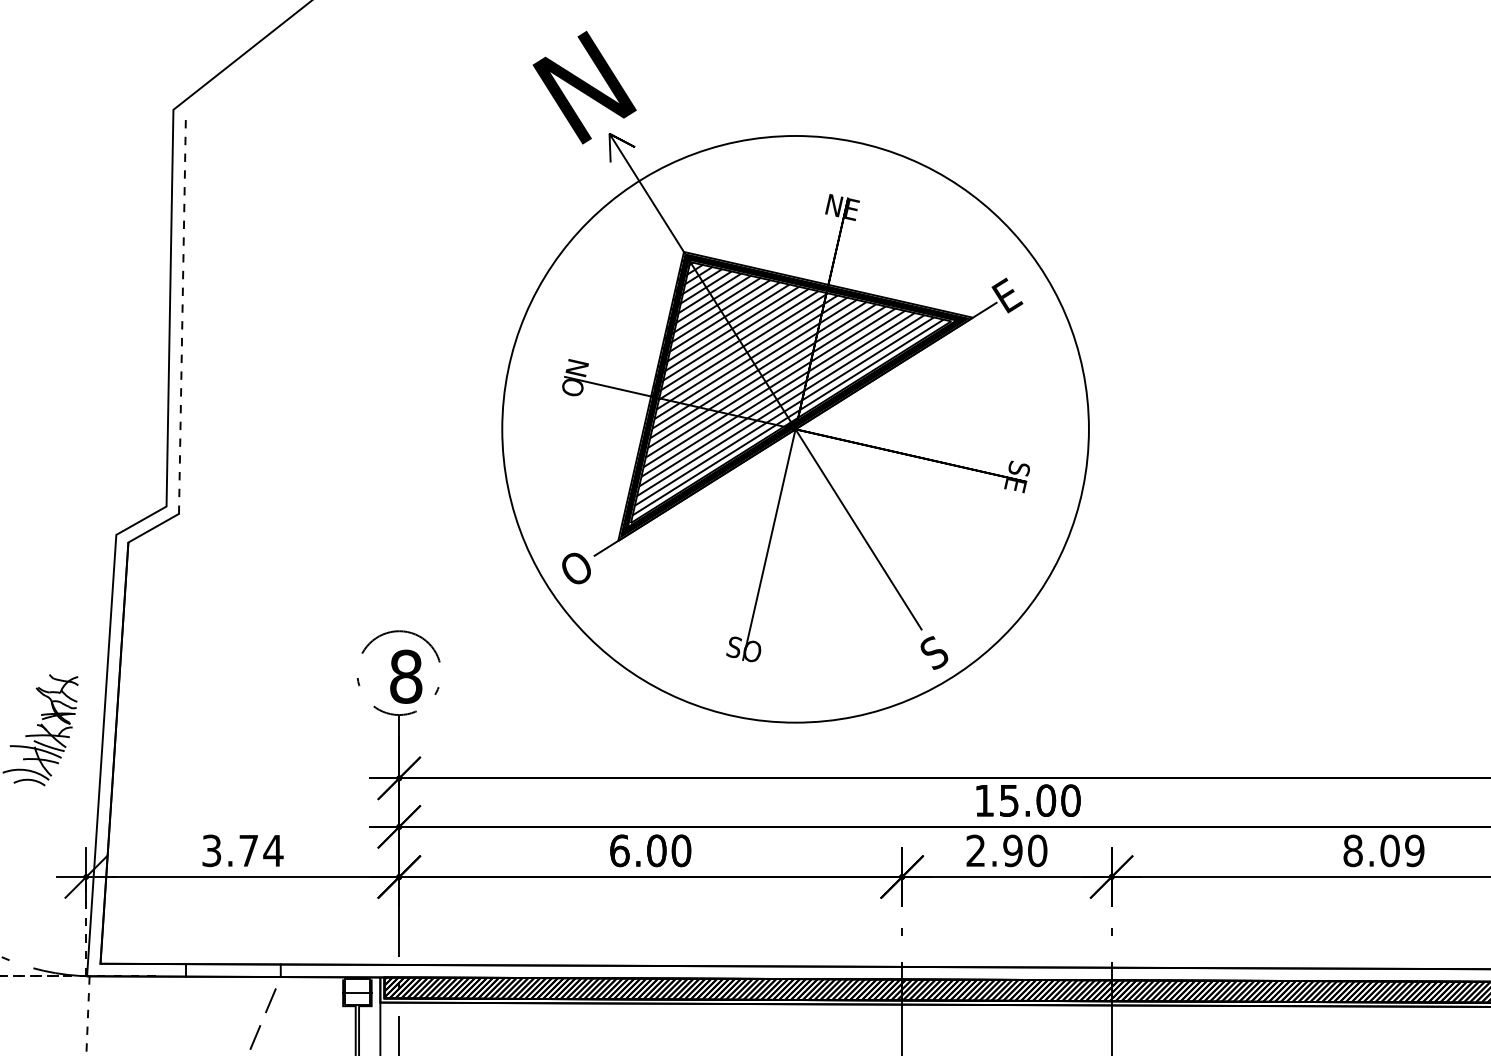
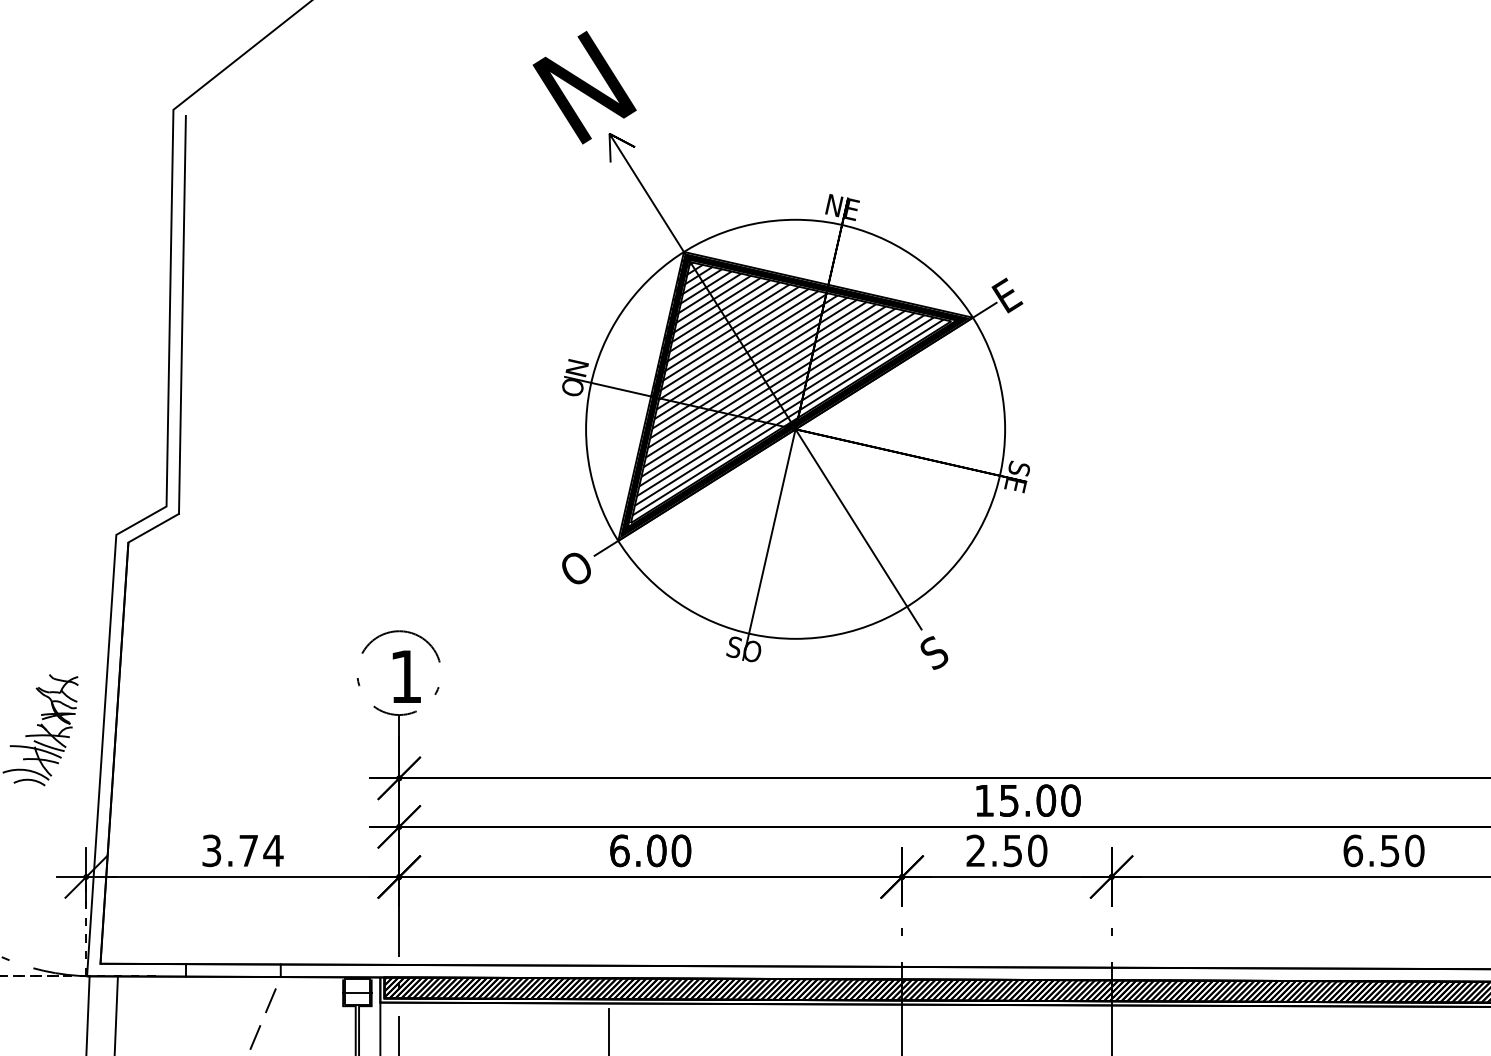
line: dashed -> solid (182, 314)
circle diameter: 587 px -> 419 px (795, 428)
text: 8 -> 1 (406, 676)
text: 2.90 -> 2.50 (1012, 850)
text: 8.09 -> 6.50 (1383, 850)
line: none -> present (115, 1014)
line: dashed -> solid (87, 1016)
line: none -> present (608, 1030)
